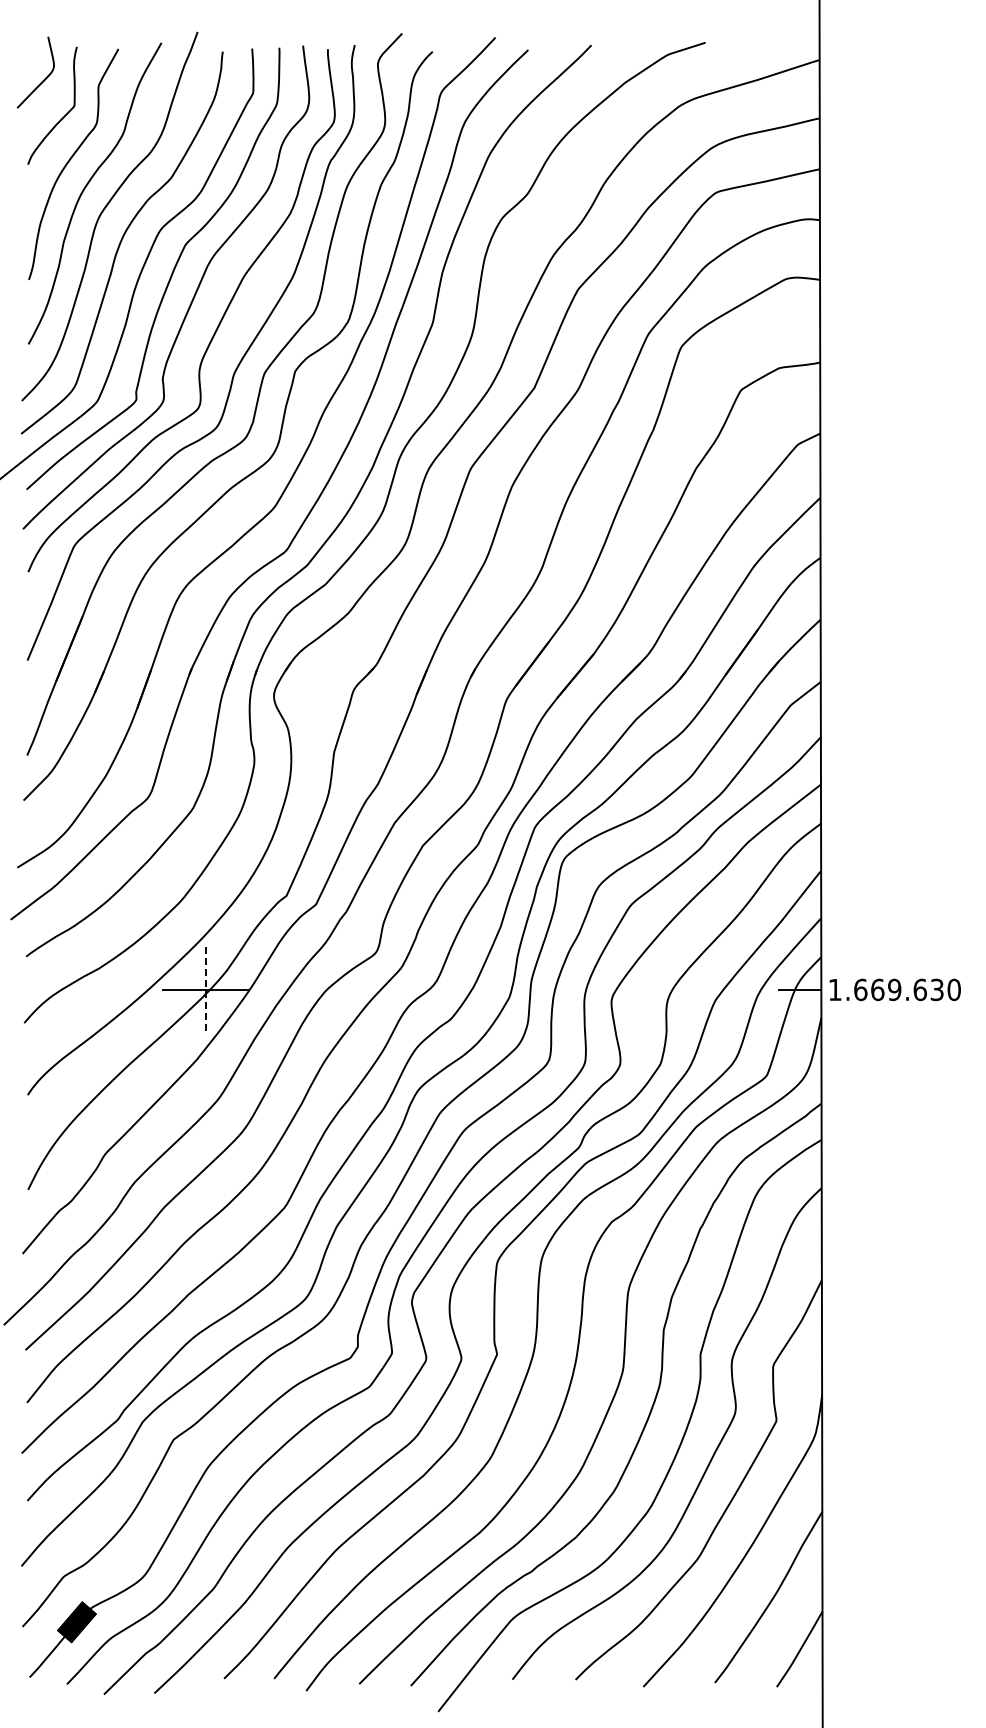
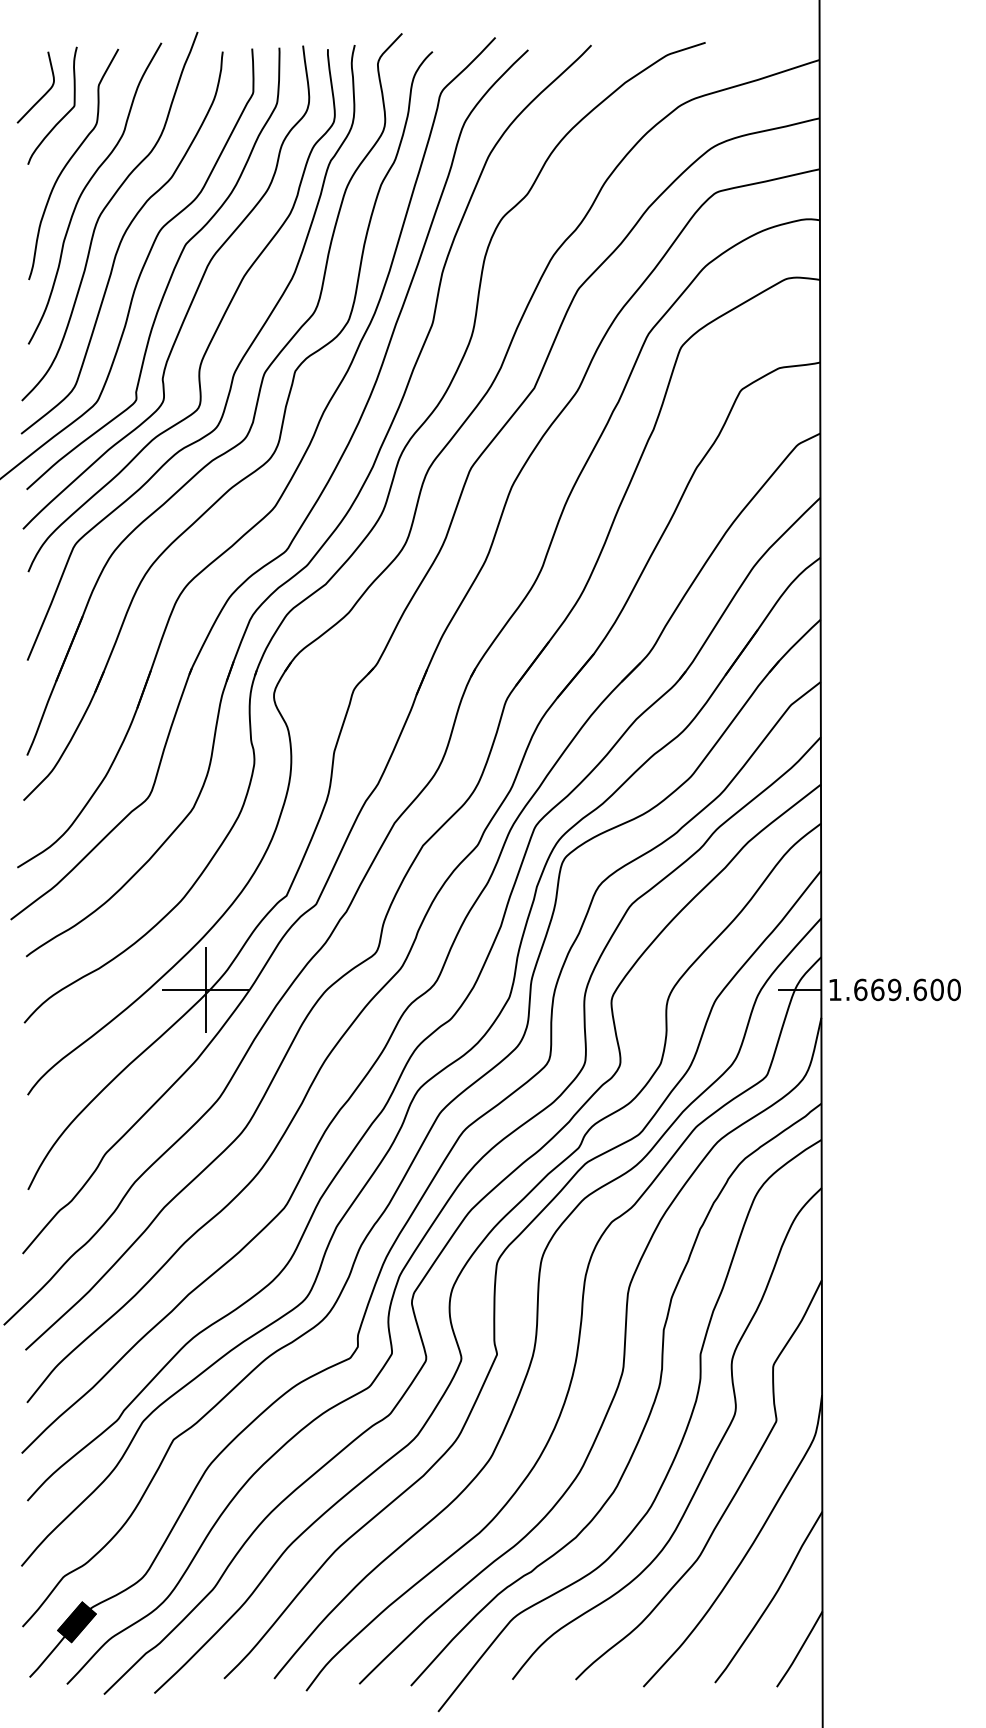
curve position: (43, 79) -> (43, 94) (43, 94)
text: 1.669.630 -> 1.669.600 (936, 989)
line: dashed -> solid (205, 990)
